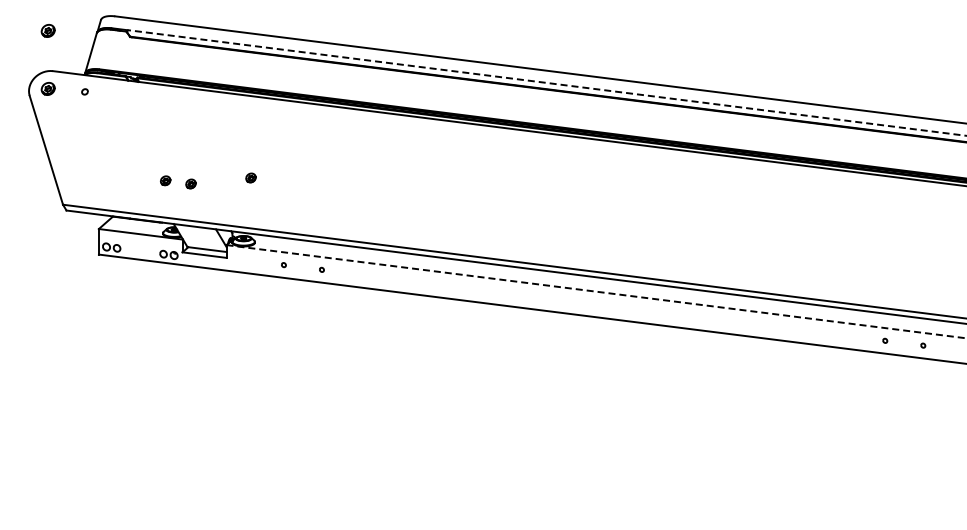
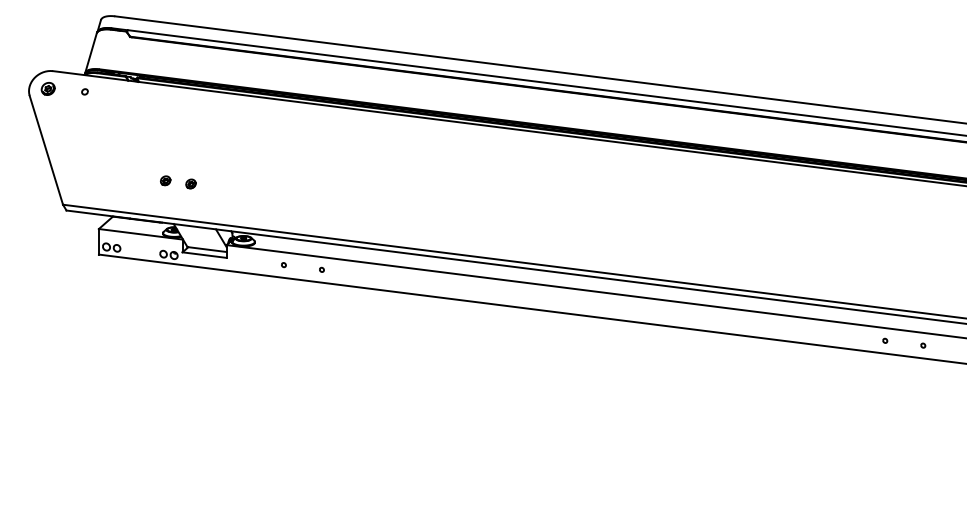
part: present -> none (47, 30)
line: dashed -> solid (546, 82)
part: present -> none (250, 177)
line: dashed -> solid (596, 291)
